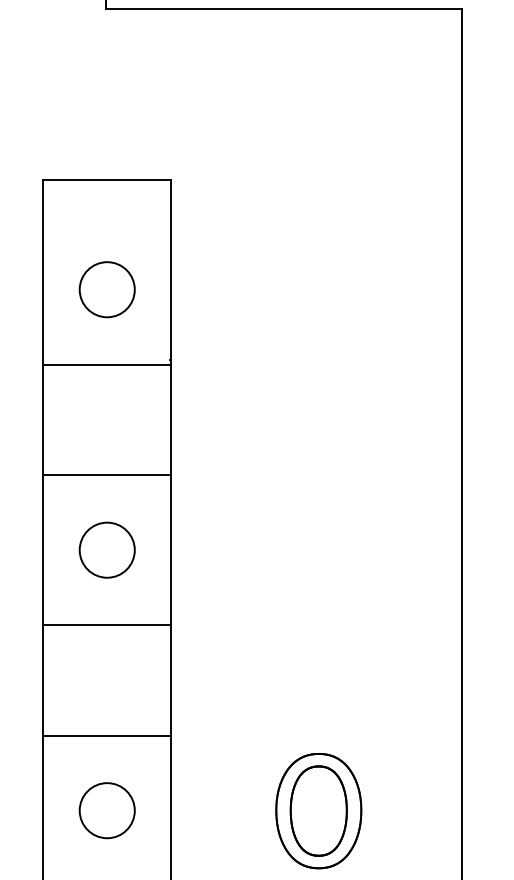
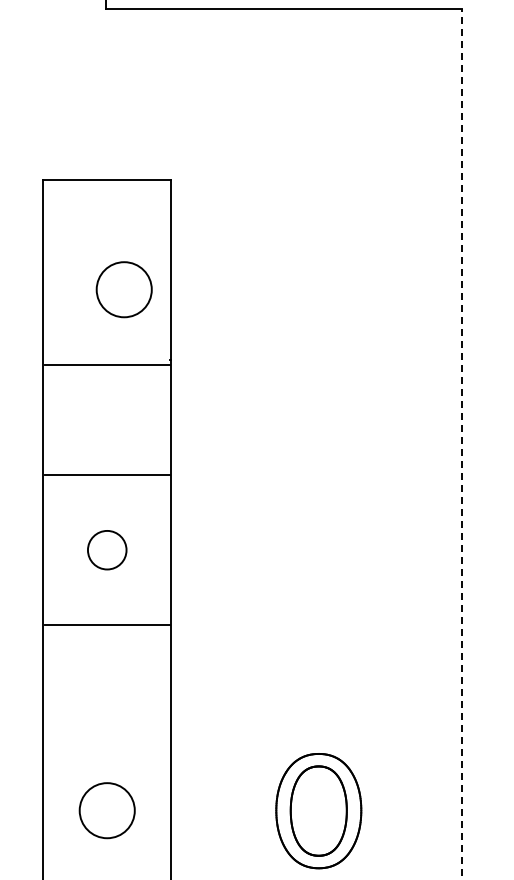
circle position: (106, 289) -> (123, 289) (123, 289)
line: solid -> dashed (461, 444)
circle diameter: 55 px -> 39 px (106, 549)
line: present -> none (106, 735)
